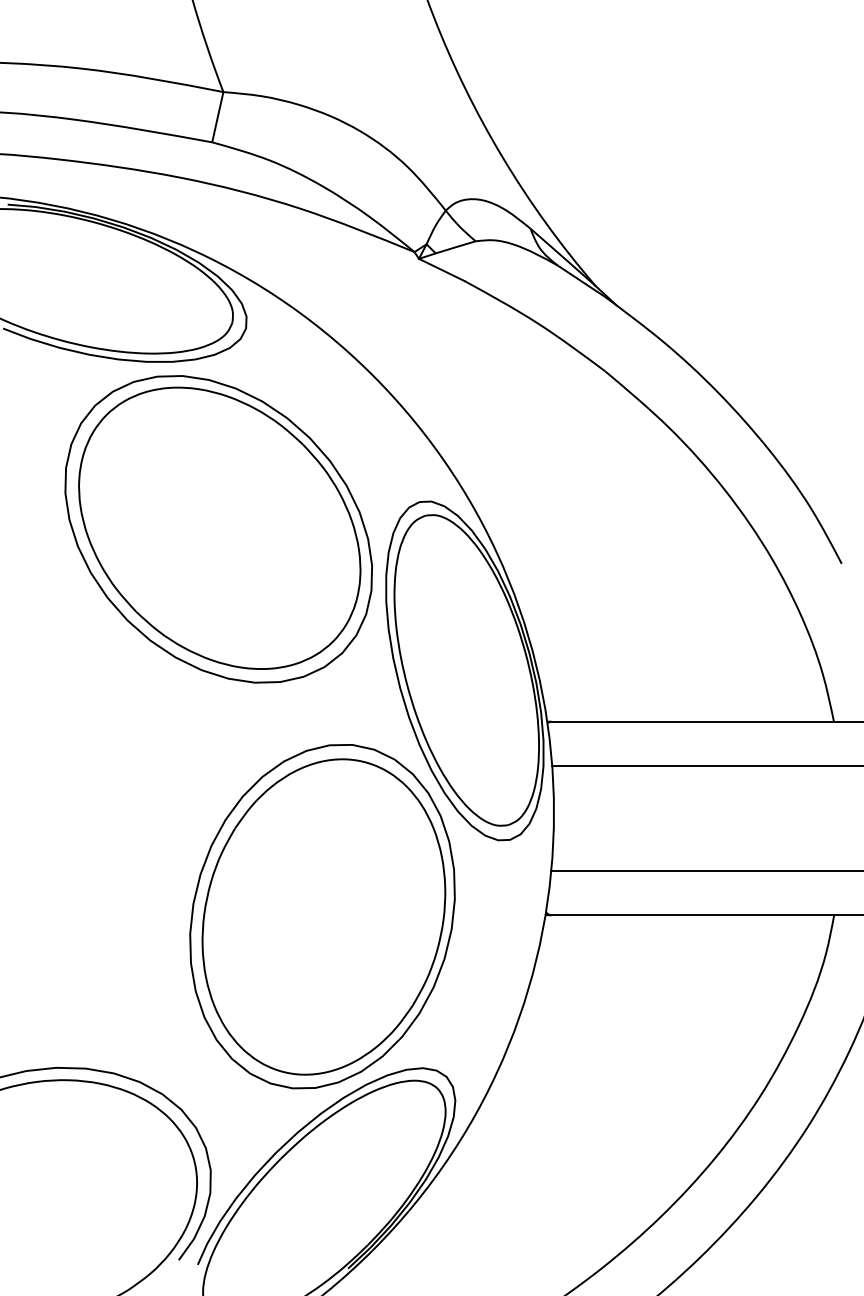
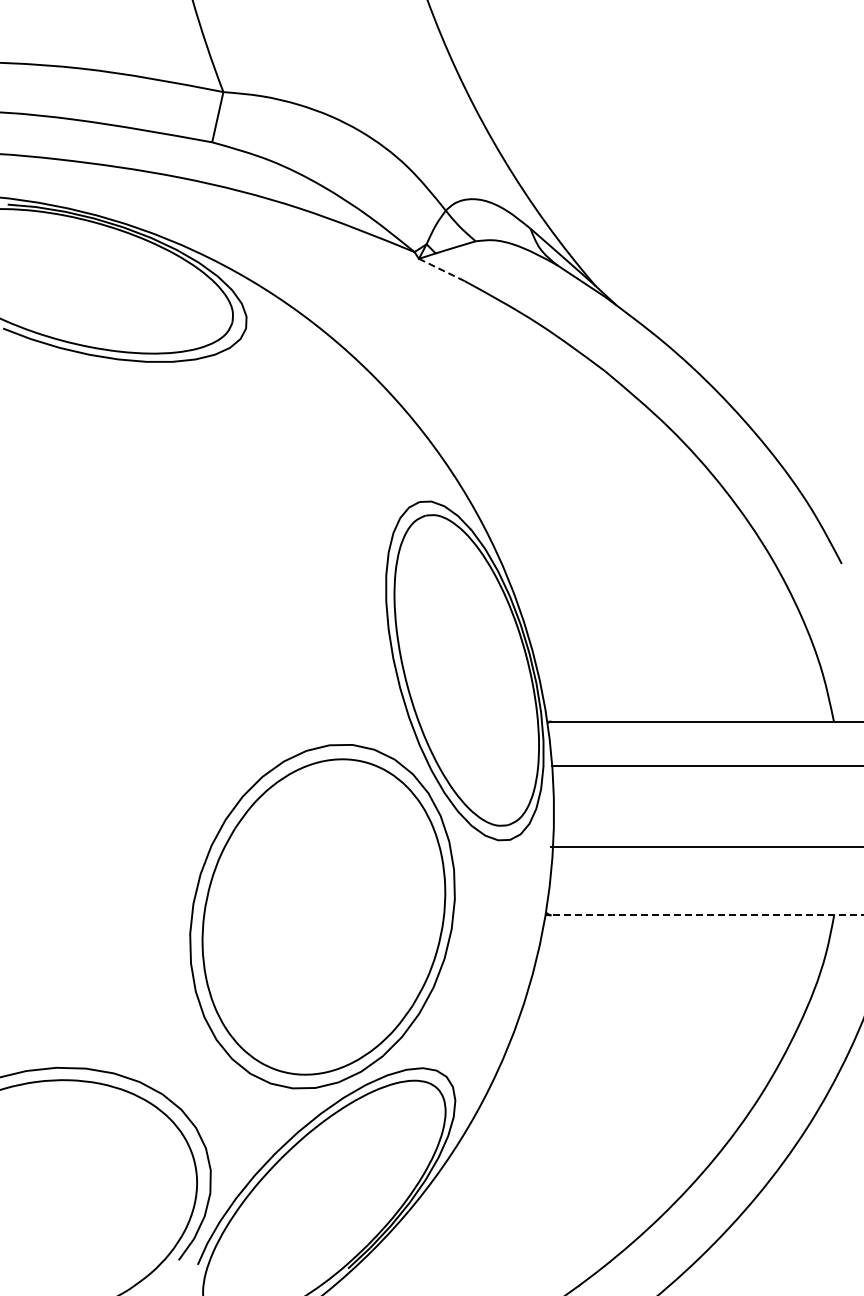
line: solid -> dashed (441, 269)
part: present -> none (218, 529)
line position: (705, 870) -> (705, 846) (705, 846)
line: solid -> dashed (707, 915)
